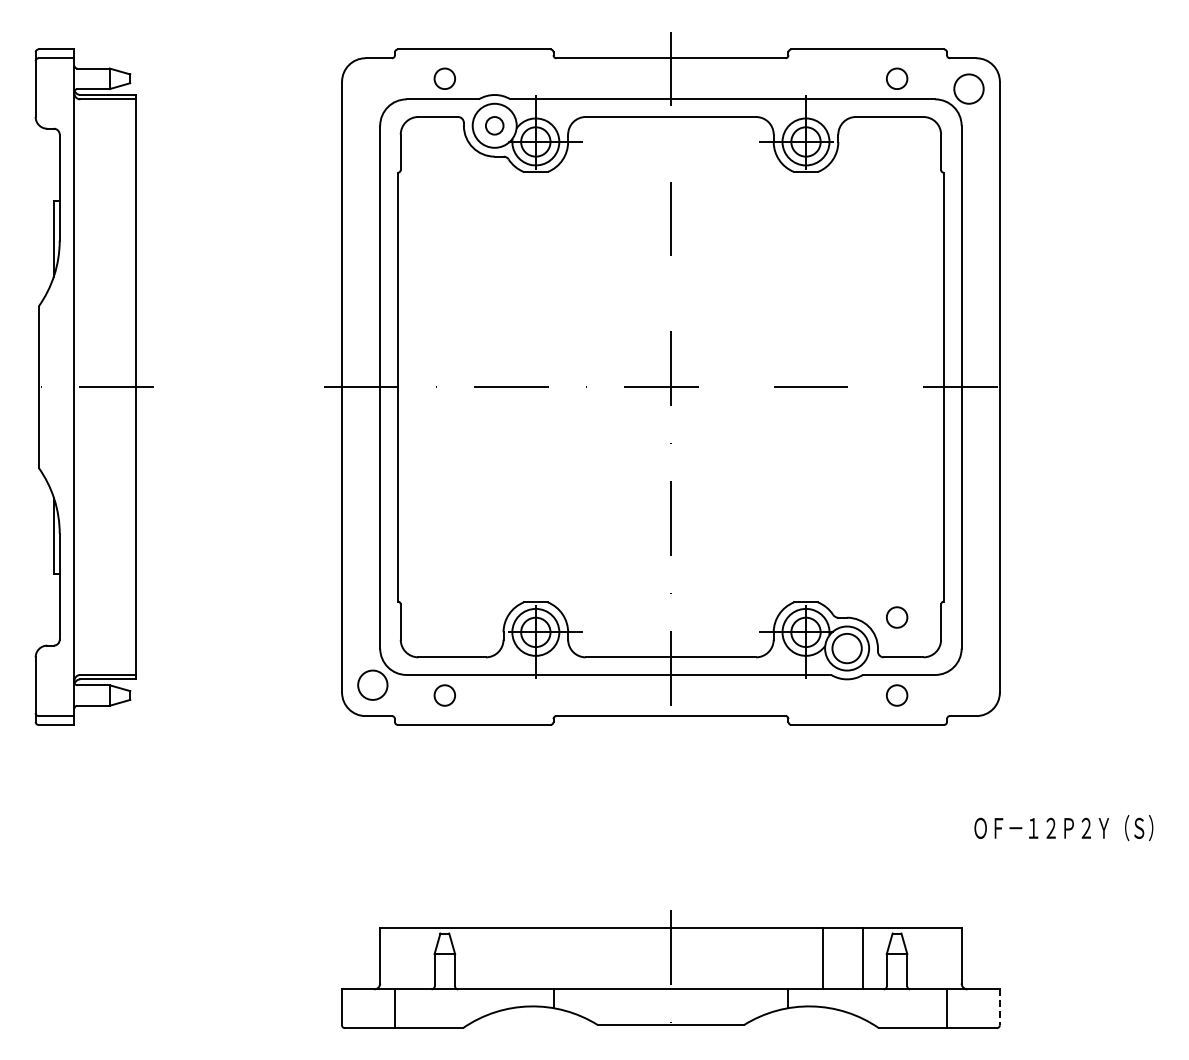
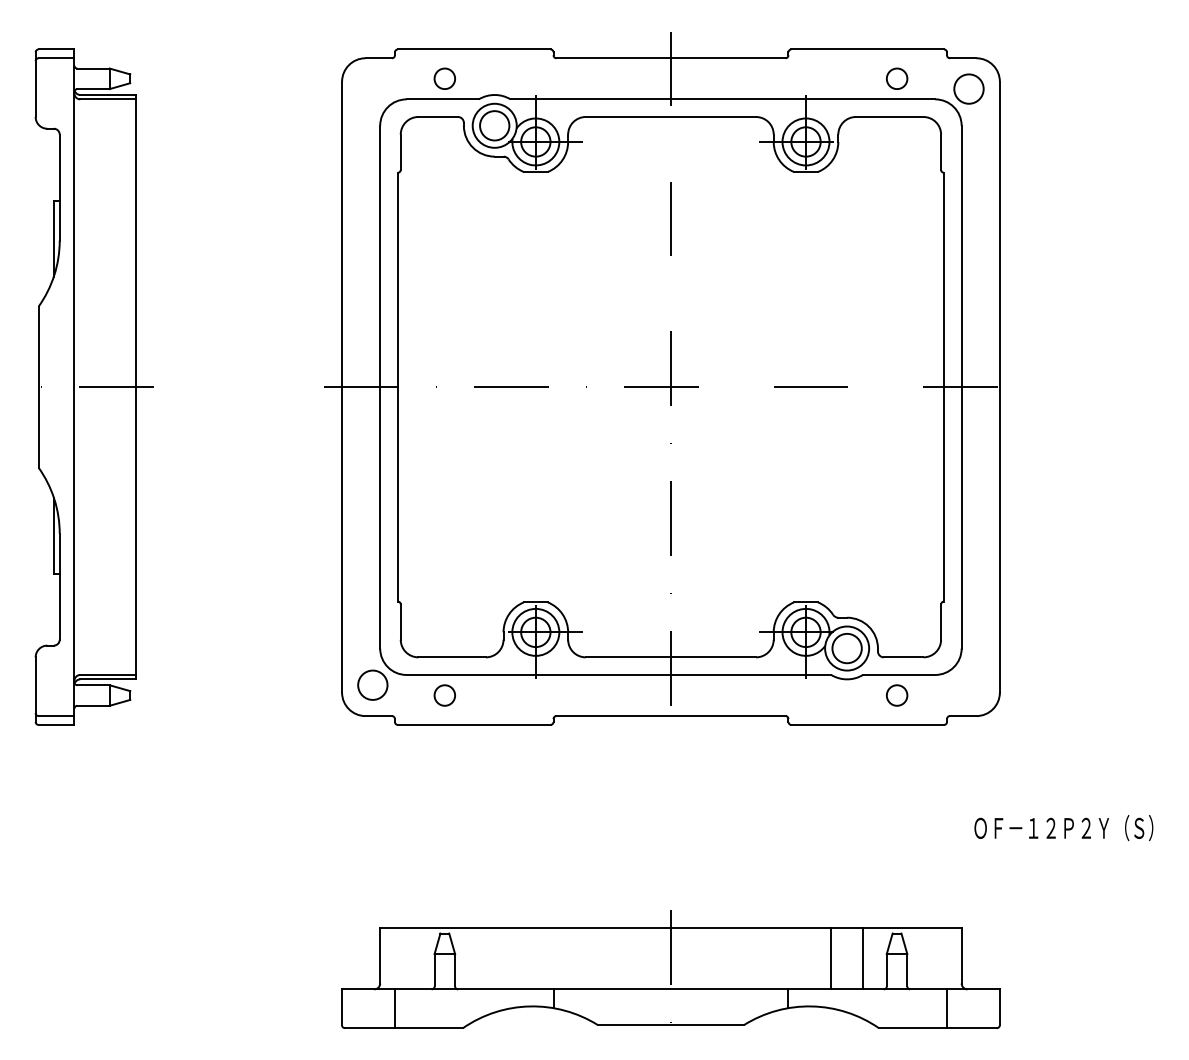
circle diameter: 18 px -> 29 px (494, 125)
circle: present -> none (897, 617)
line position: (823, 958) -> (831, 958) (831, 958)
line: dashed -> solid (999, 1007)
